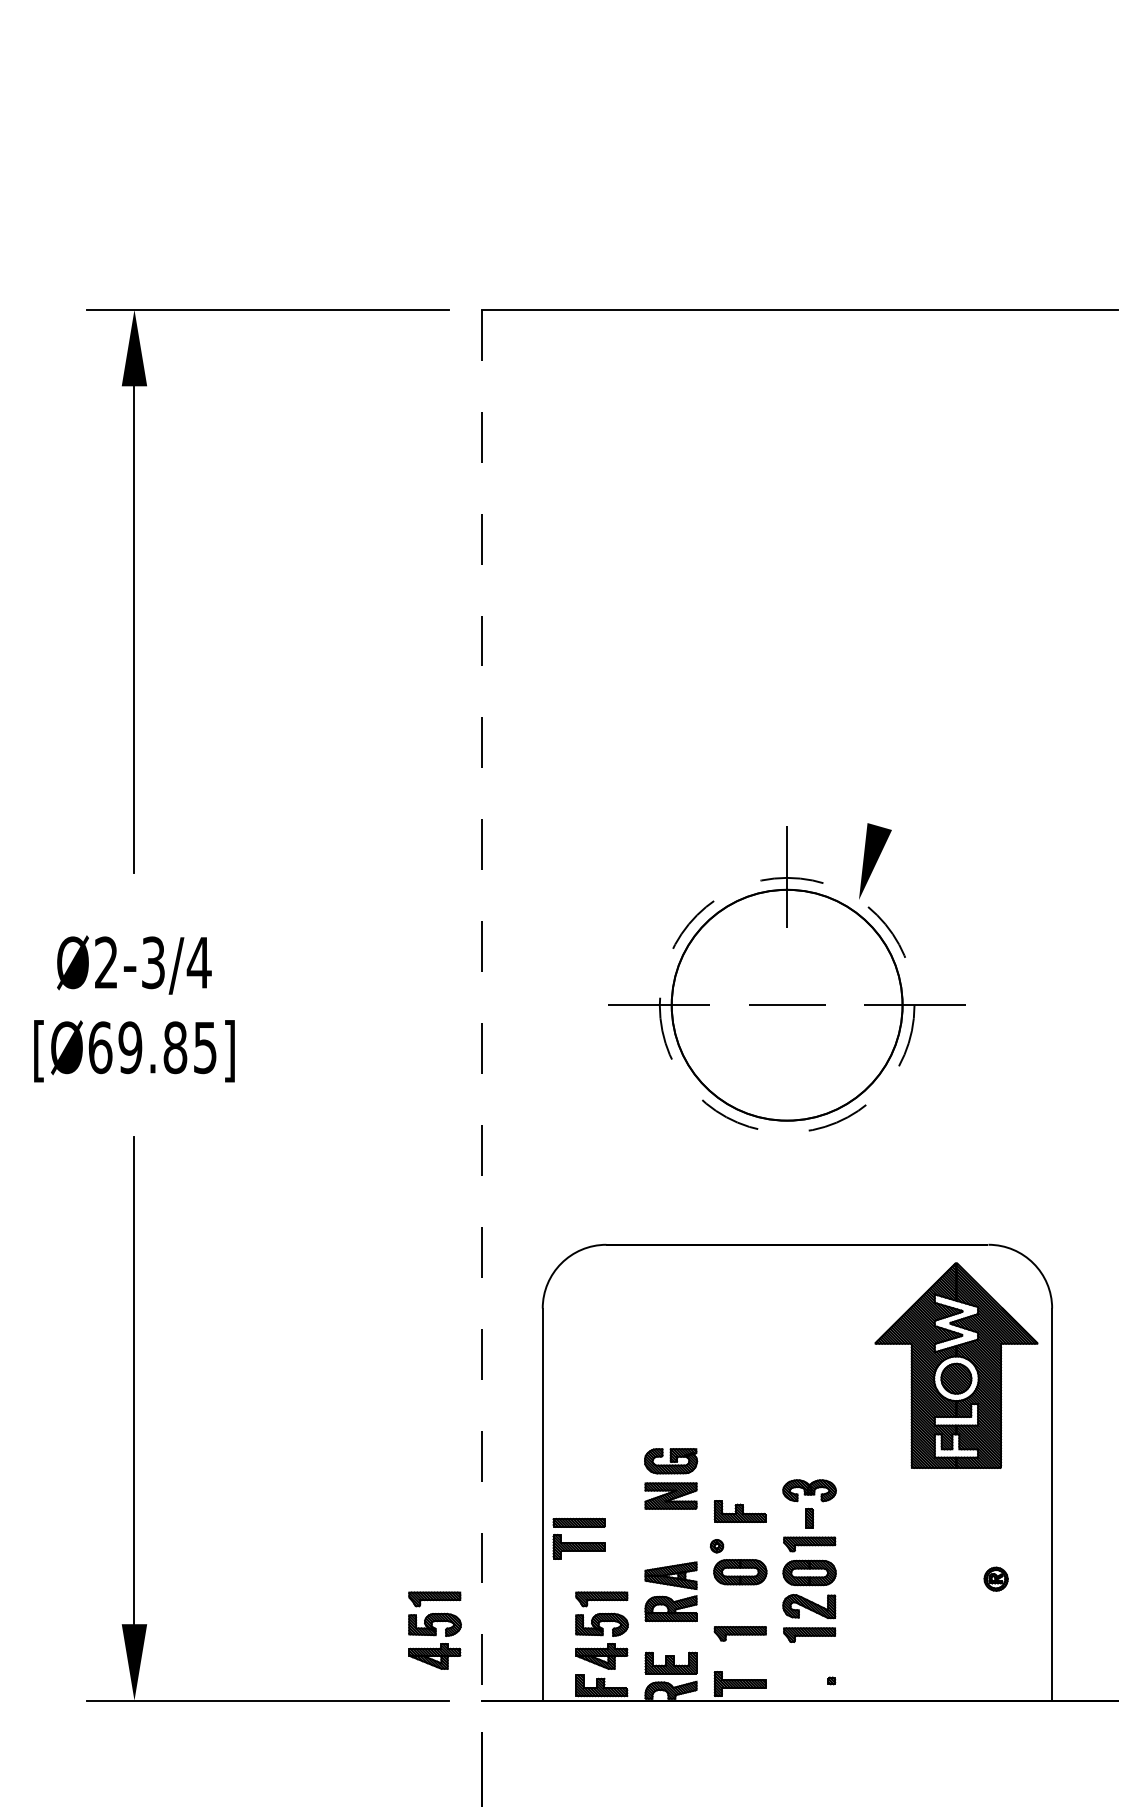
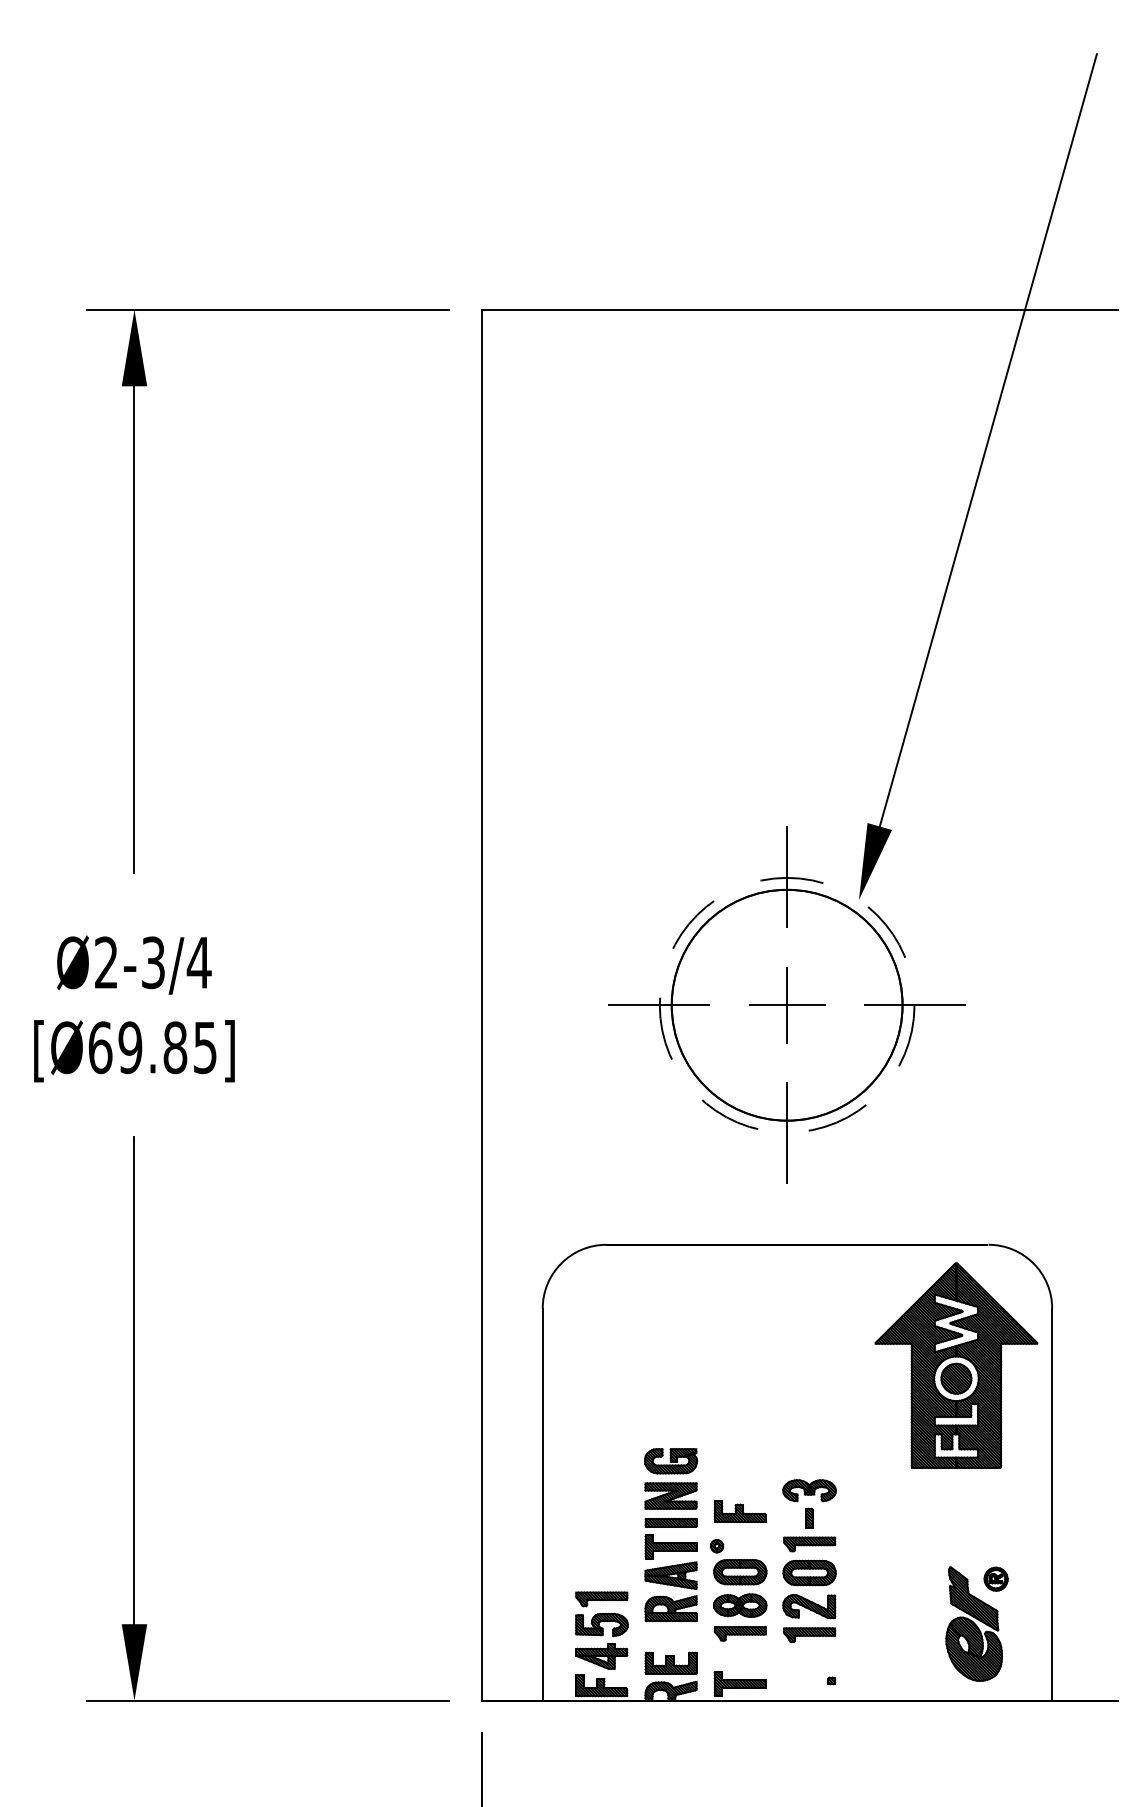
line: none -> present (987, 440)
line: none -> present (787, 1004)
line: dashed -> solid (481, 1005)
line: none -> present (787, 1133)
part position: (578, 1538) -> (670, 1538) (670, 1538)
part: none -> present (740, 1605)
part: none -> present (974, 1623)
part: present -> none (434, 1630)
